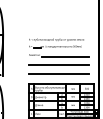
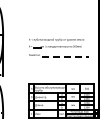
line: solid -> dashed (65, 56)
line: present -> none (58, 65)
line: present -> none (58, 73)
